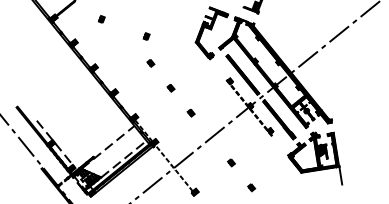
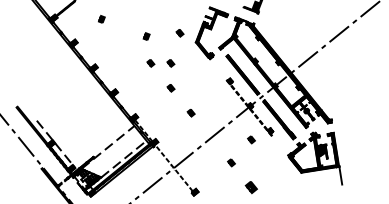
part: none -> present (179, 33)
part: none -> present (170, 63)
part: none -> present (251, 139)
part size: 10x10 px -> 14x14 px (250, 187)
